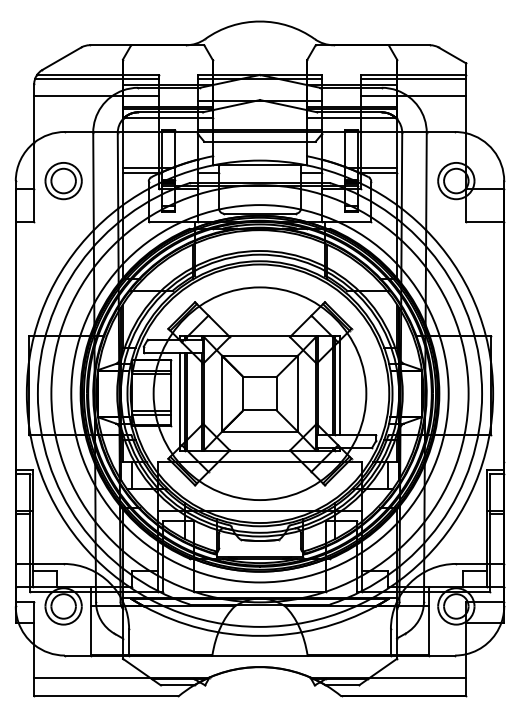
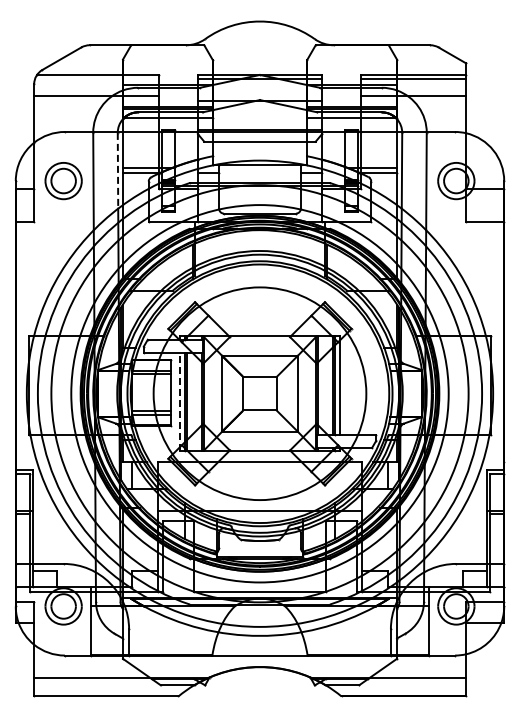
line: present -> none (96, 79)
line: solid -> dashed (117, 170)
line: solid -> dashed (179, 401)
